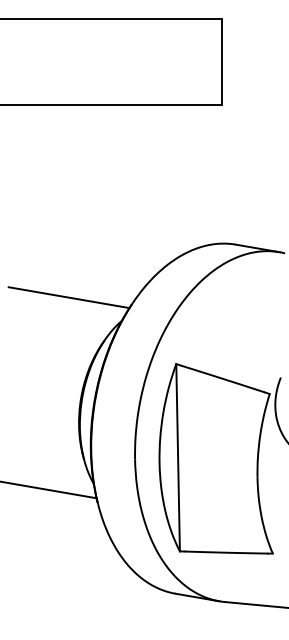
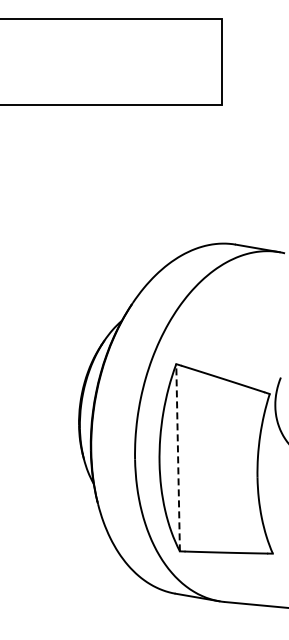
line: present -> none (68, 297)
line: solid -> dashed (178, 457)
line: present -> none (49, 490)
